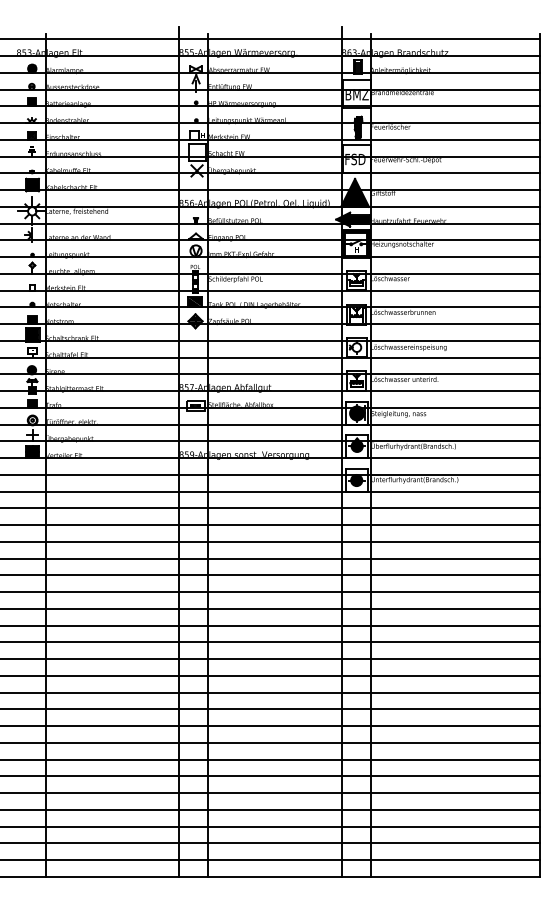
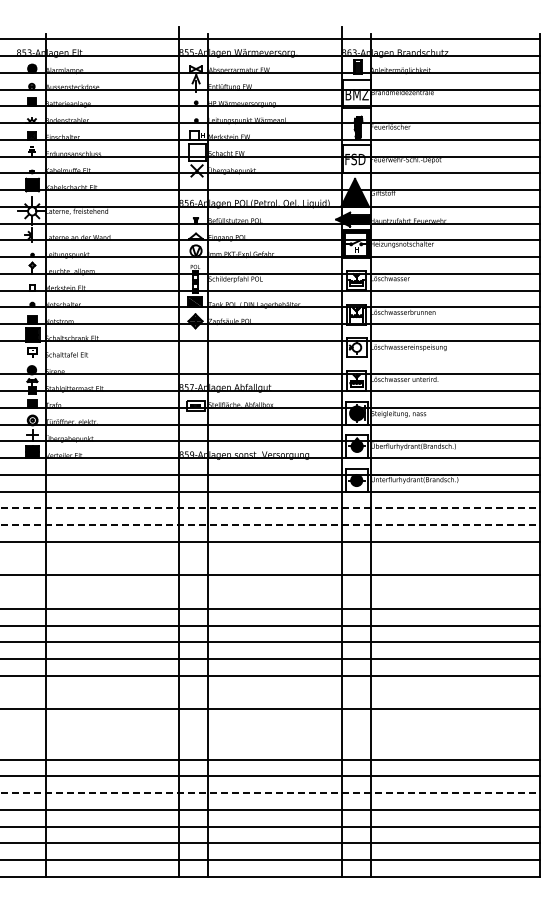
line: present -> none (271, 357)
line: solid -> dashed (270, 508)
line: solid -> dashed (270, 525)
line: present -> none (271, 558)
line: present -> none (271, 592)
line: present -> none (271, 692)
line: present -> none (271, 726)
line: present -> none (271, 742)
line: solid -> dashed (270, 793)
